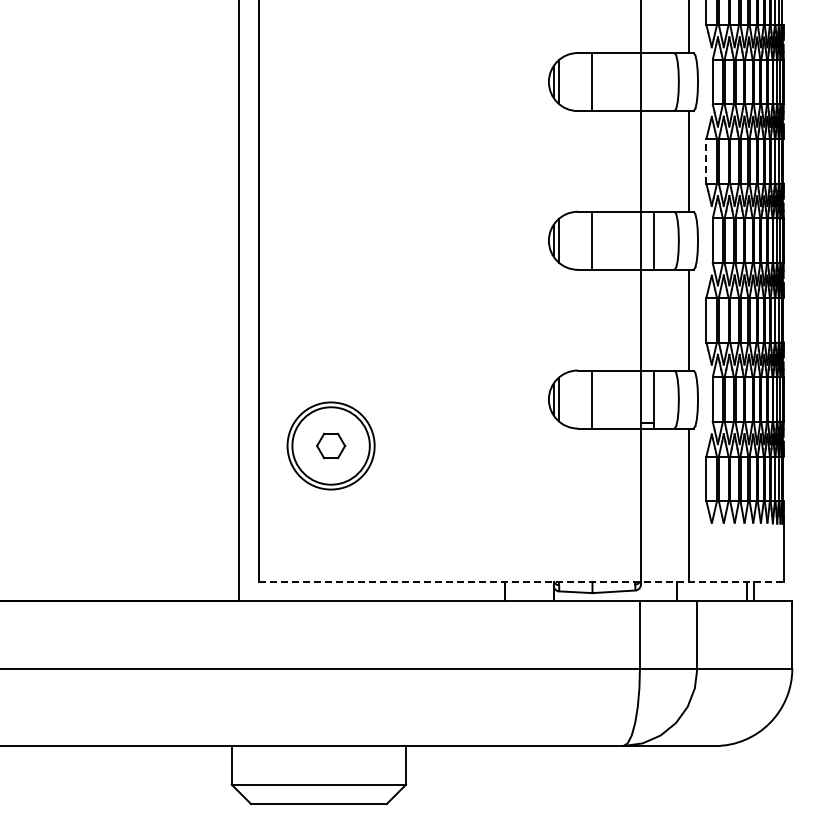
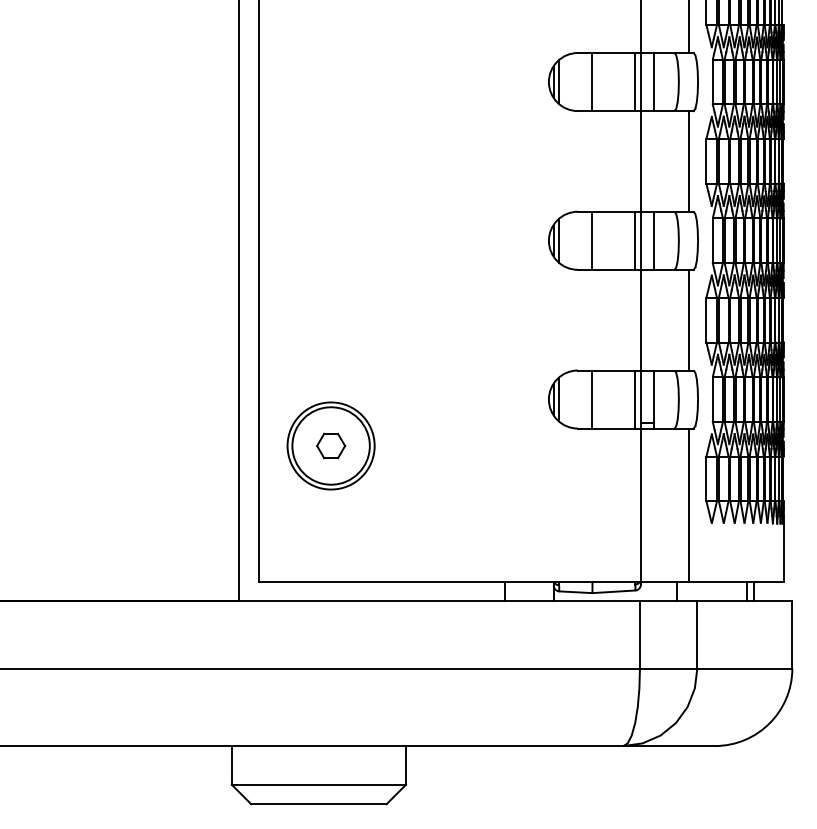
line: none -> present (635, 82)
line: none -> present (653, 82)
line: dashed -> solid (706, 160)
line: none -> present (635, 240)
line: none -> present (635, 399)
line: dashed -> solid (521, 581)
